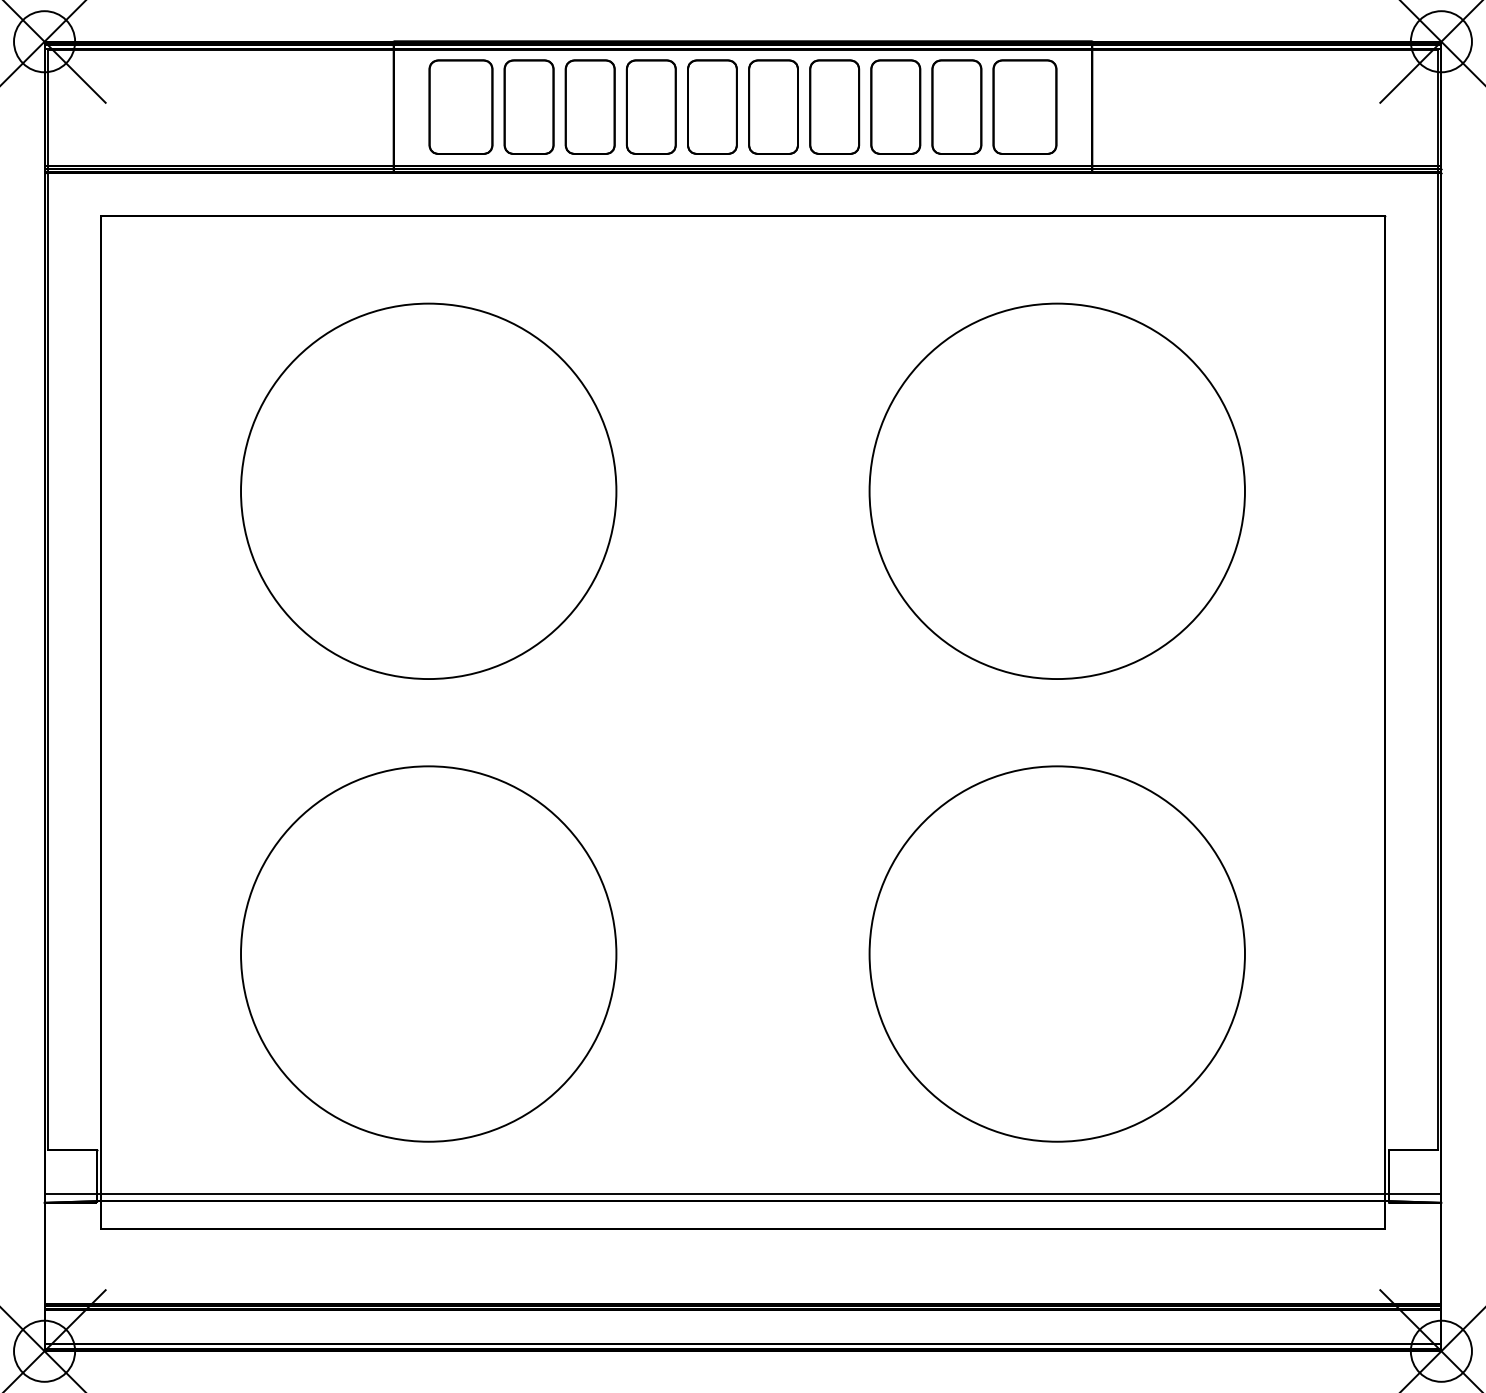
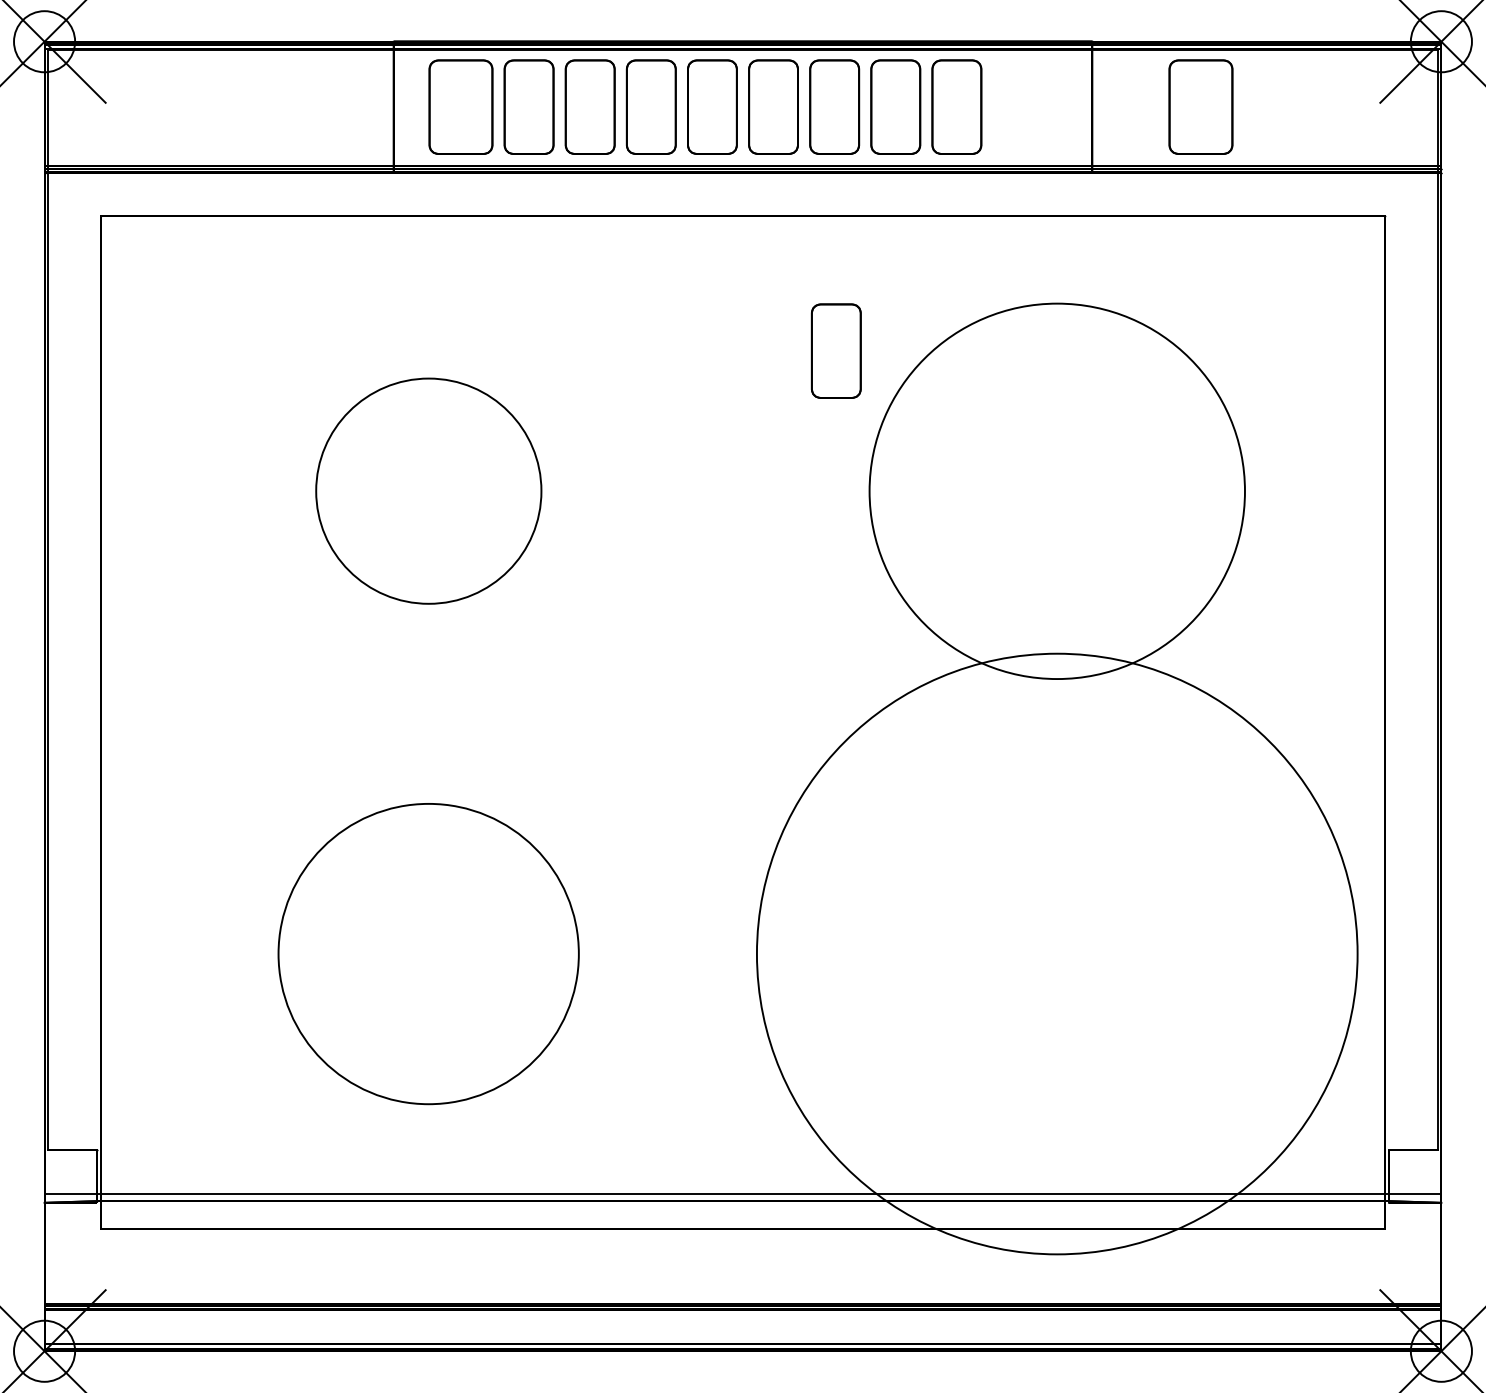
part position: (1024, 106) -> (1200, 106) (1200, 106)
part: none -> present (835, 350)
circle size: 378x378 px -> 228x228 px (428, 490)
circle diameter: 375 px -> 300 px (428, 953)
circle diameter: 375 px -> 601 px (1056, 953)
